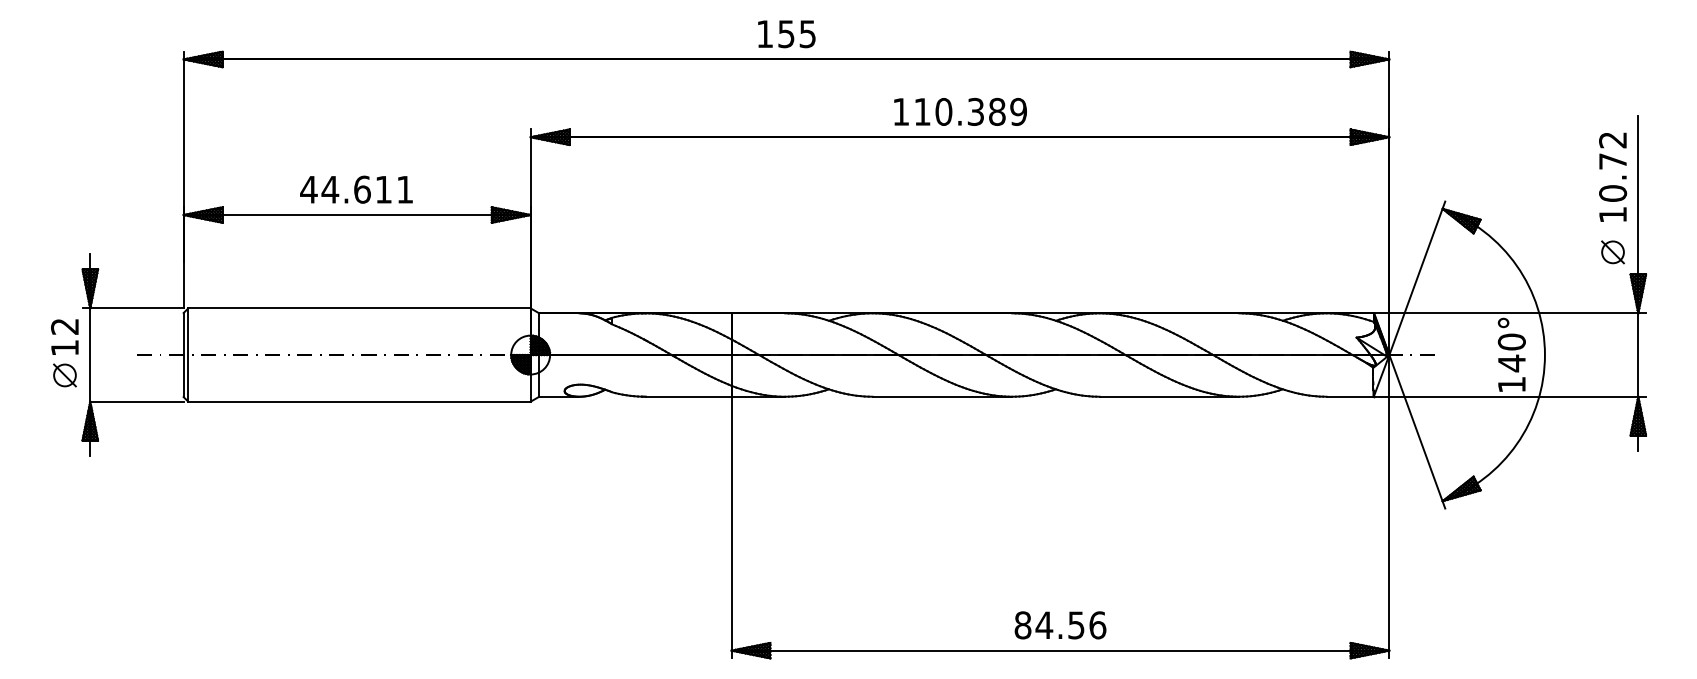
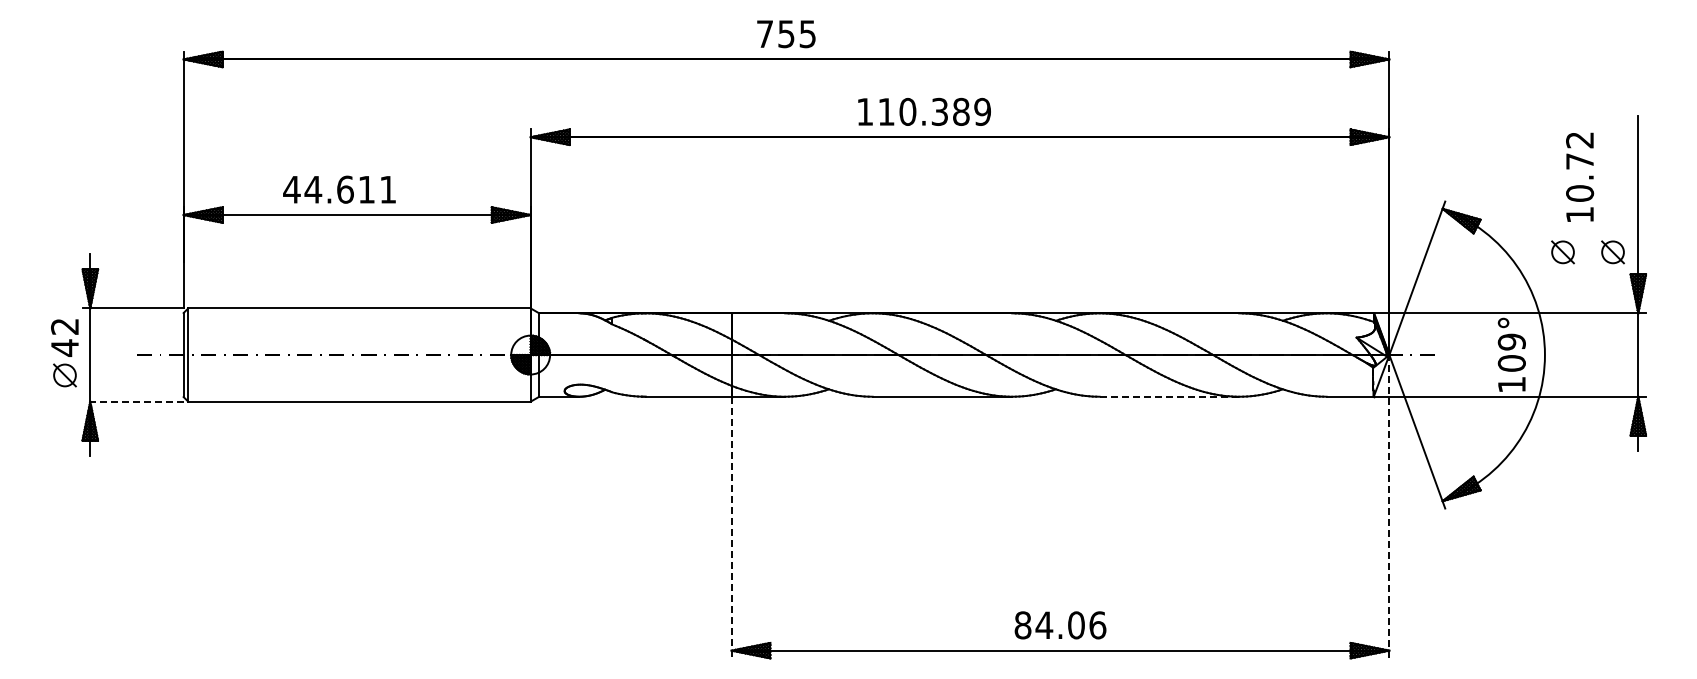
text: 155 -> 755 (764, 33)
text position: (960, 111) -> (924, 111) (924, 111)
text position: (1613, 176) -> (1580, 176) (1580, 176)
text position: (356, 189) -> (339, 189) (339, 189)
part: none -> present (1562, 252)
text: 12 -> 42 (64, 347)
text: 140° -> 109° (1511, 352)
line: solid -> dashed (1169, 396)
line: solid -> dashed (136, 401)
line: solid -> dashed (1389, 506)
line: solid -> dashed (731, 527)
text: 84.56 -> 84.06 (1076, 625)
